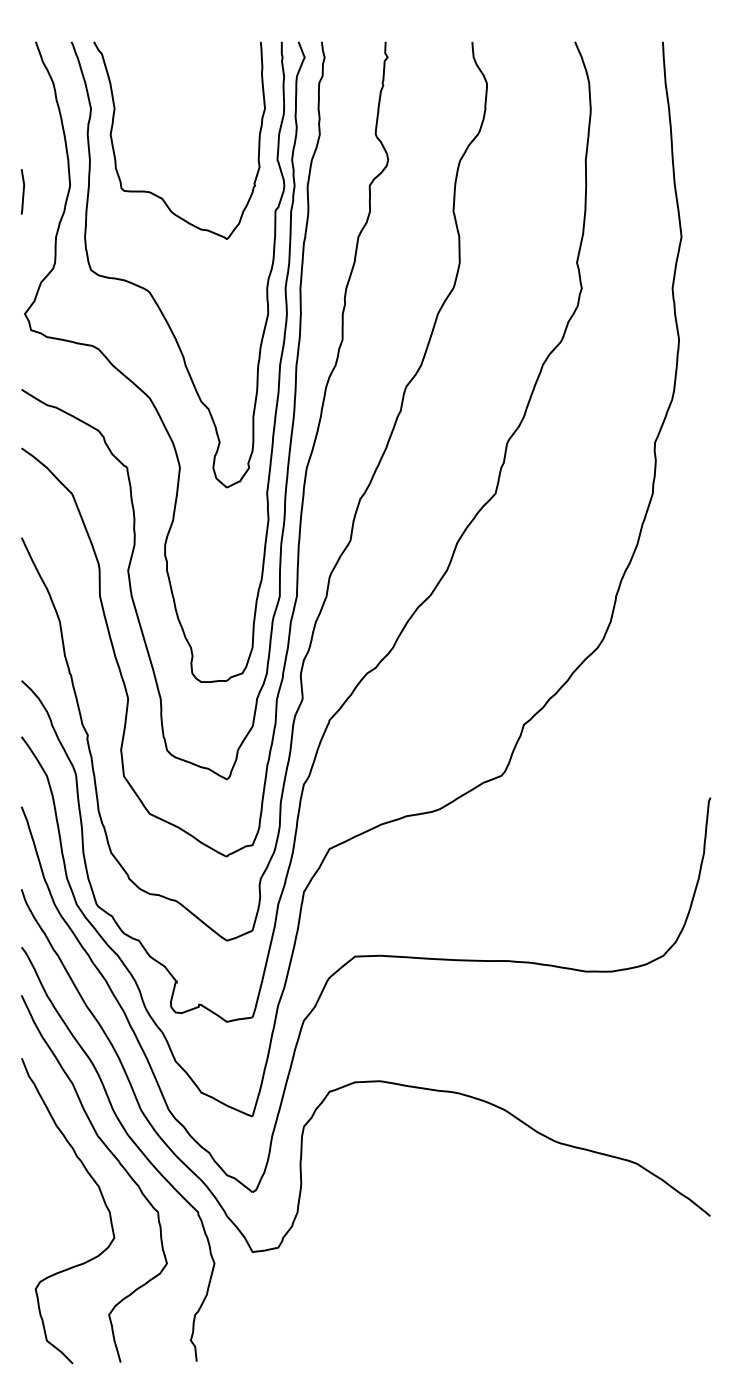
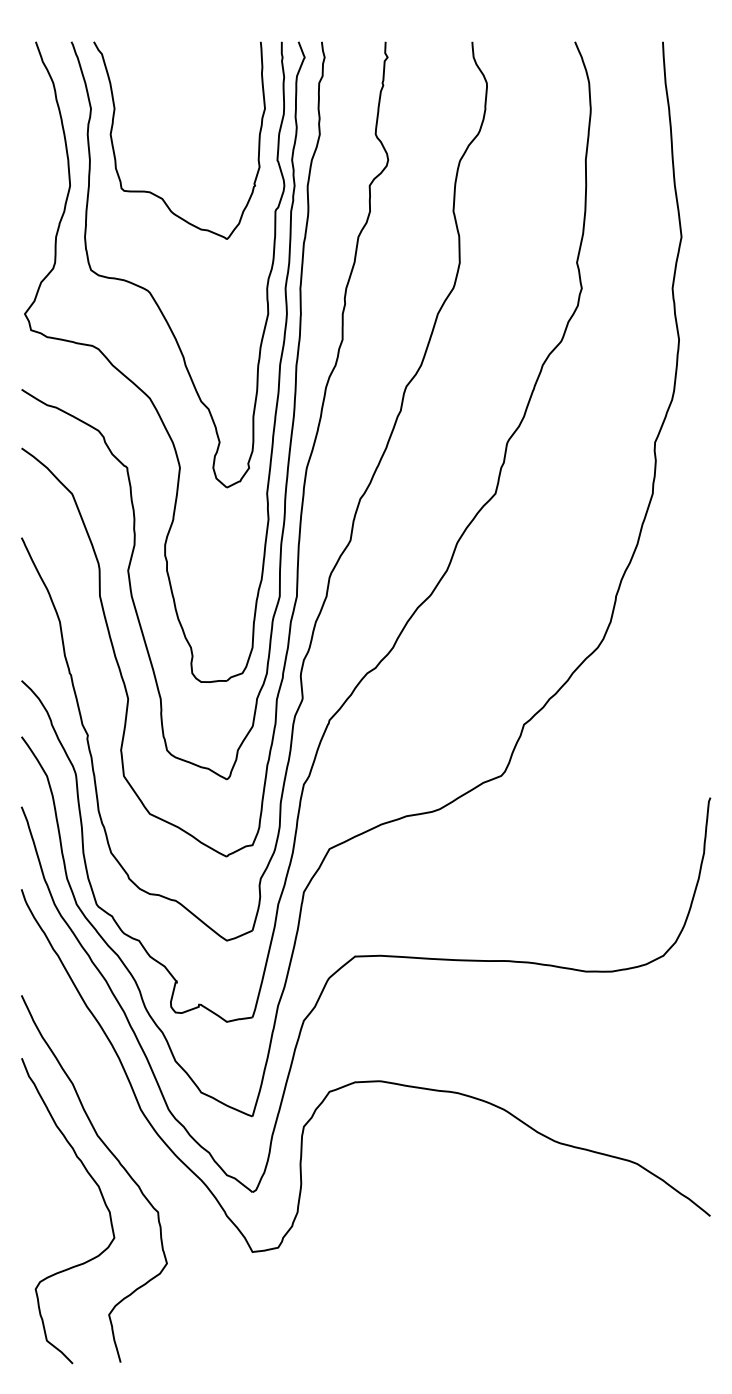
curve: present -> none (22, 191)
curve: present -> none (132, 1142)
